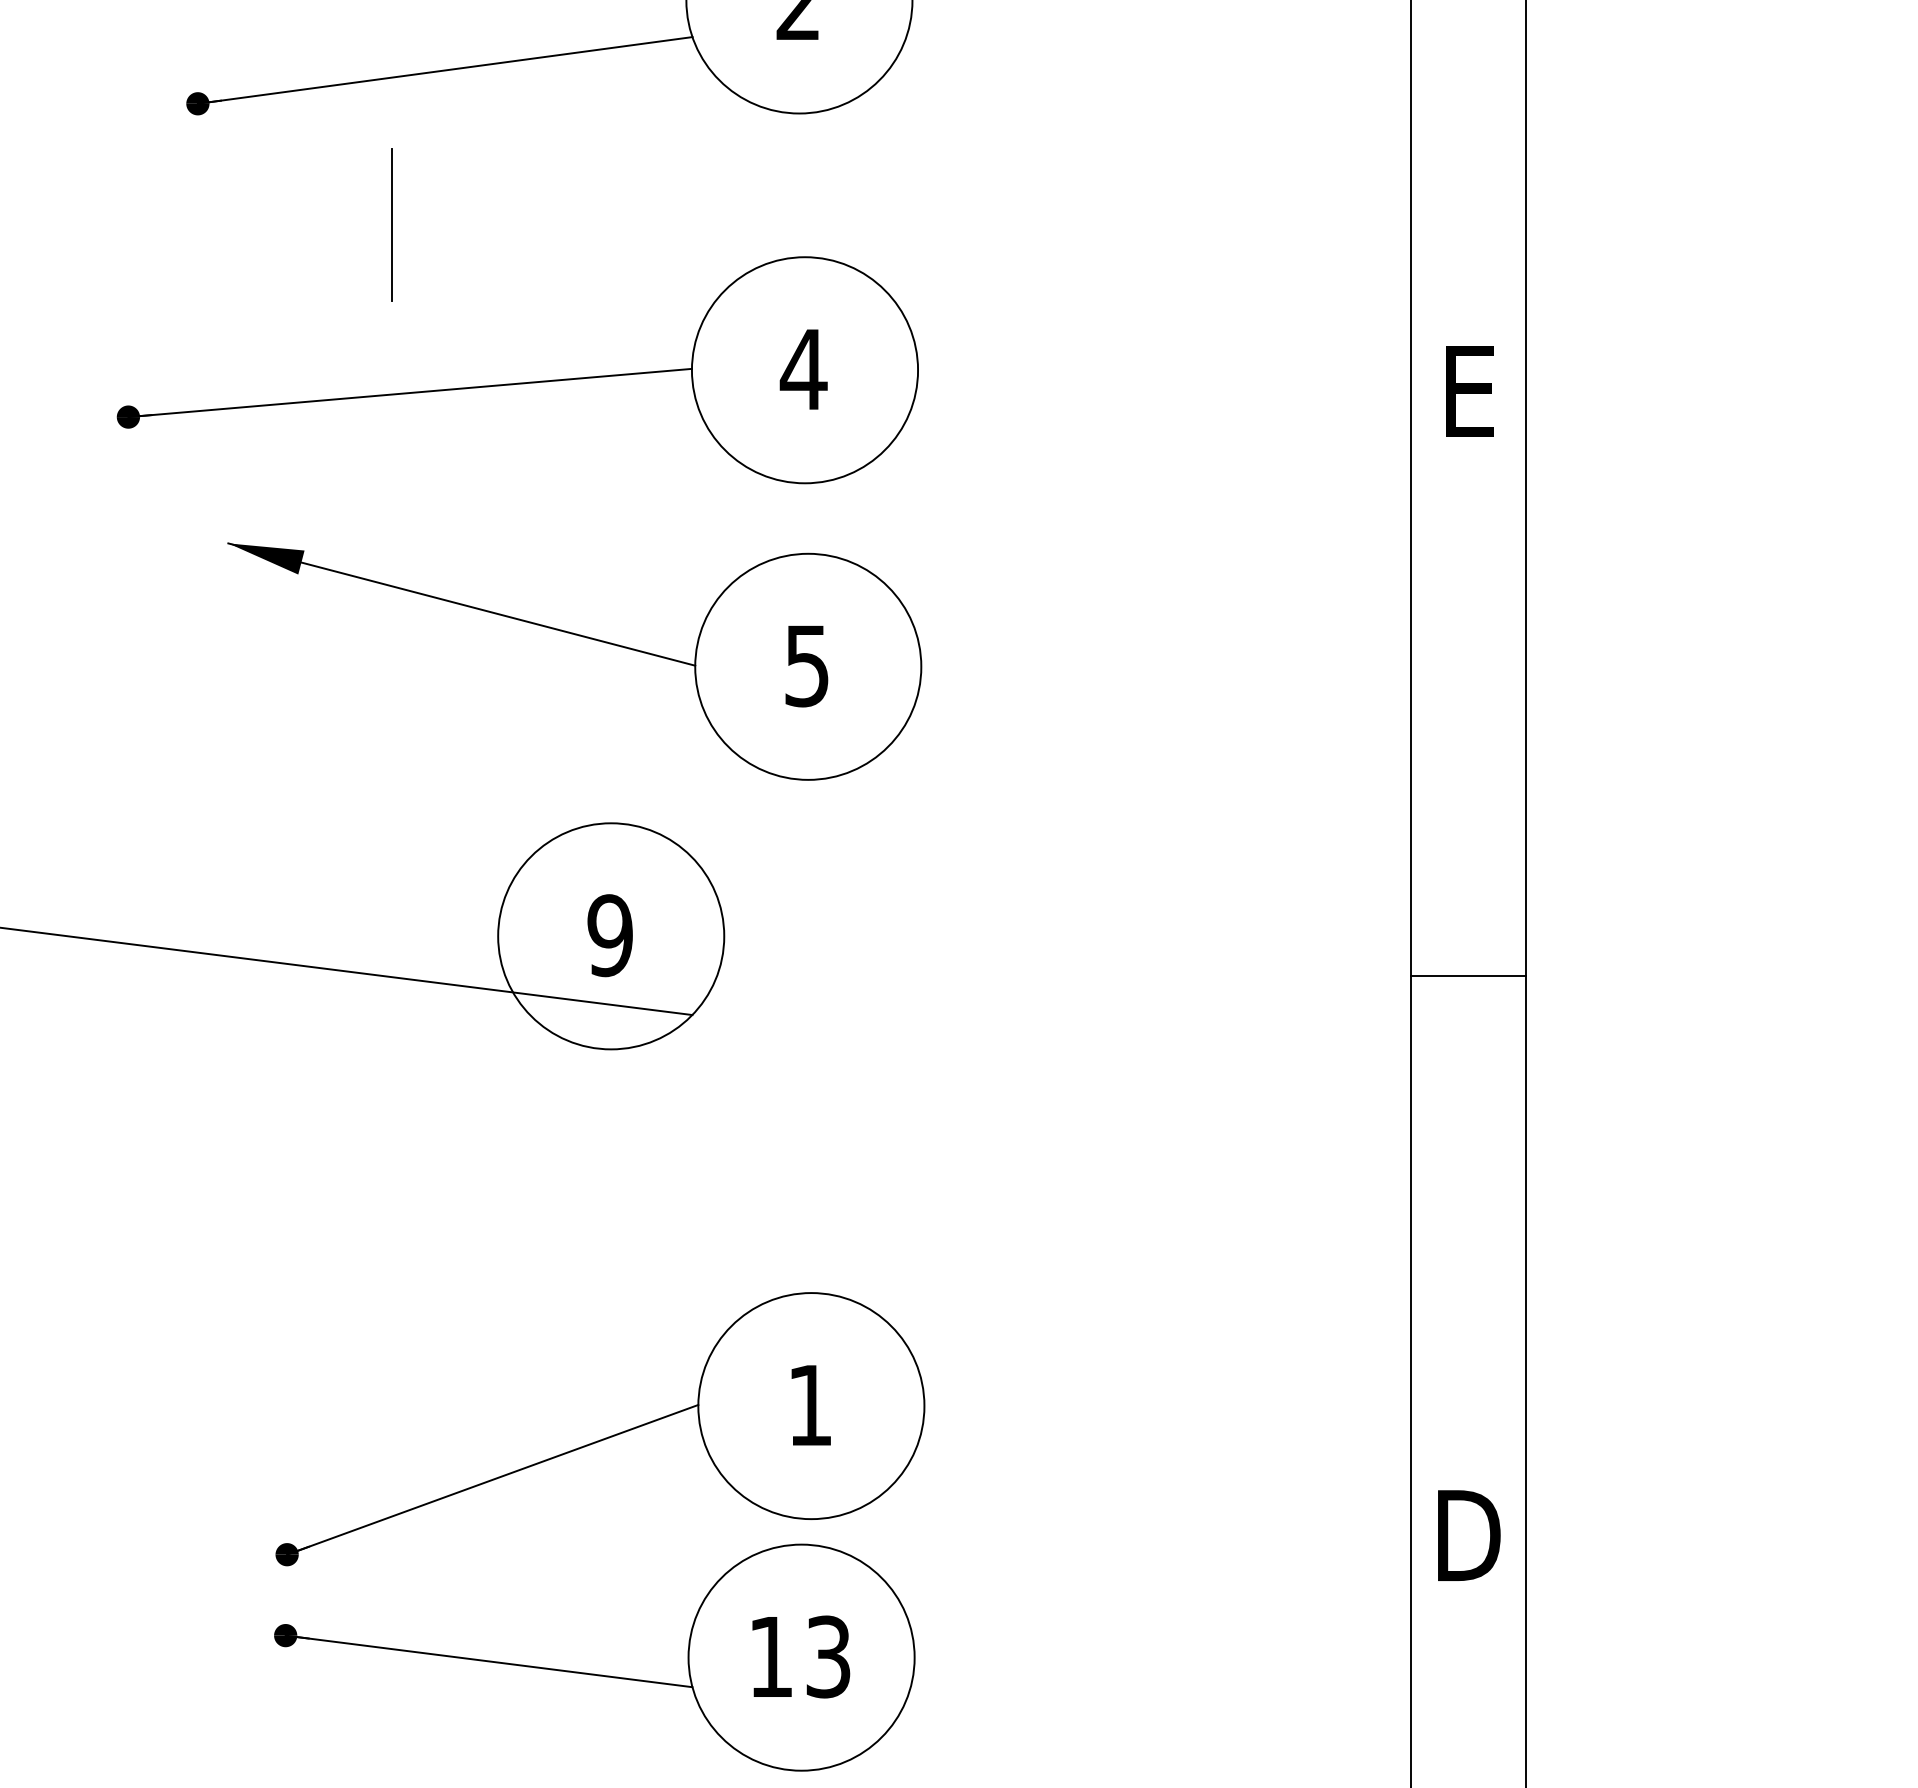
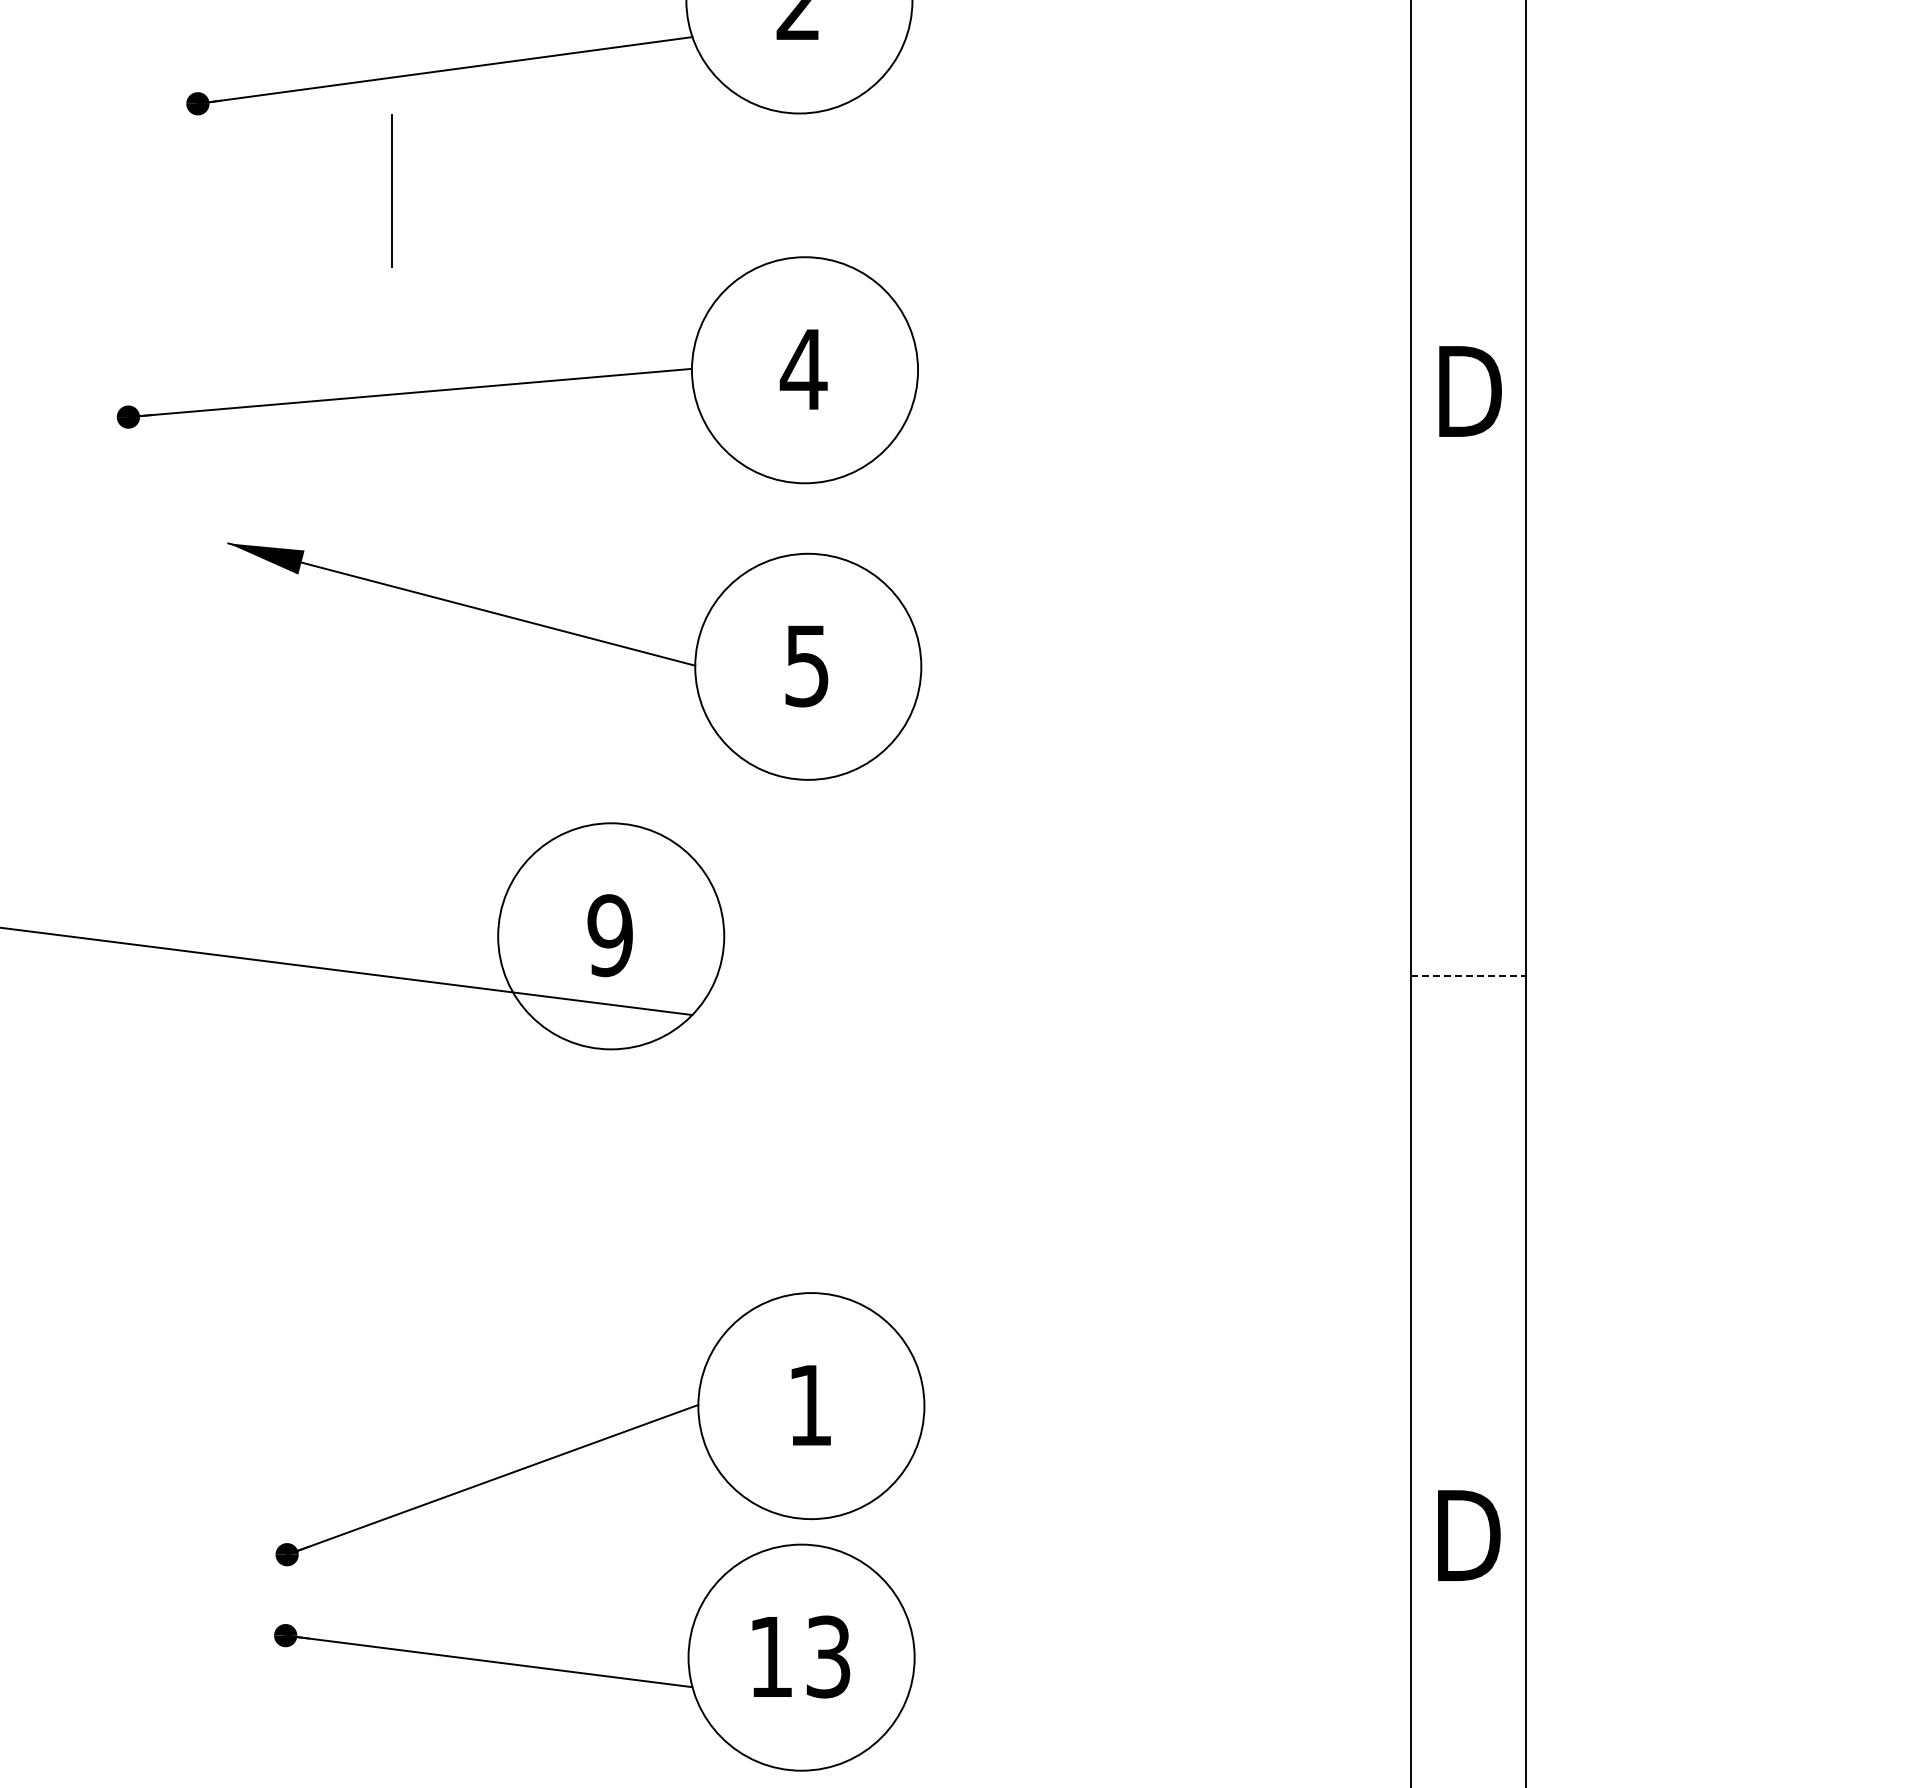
line position: (391, 224) -> (391, 190) (391, 190)
text: E -> D (1470, 391)
line: solid -> dashed (1468, 975)
